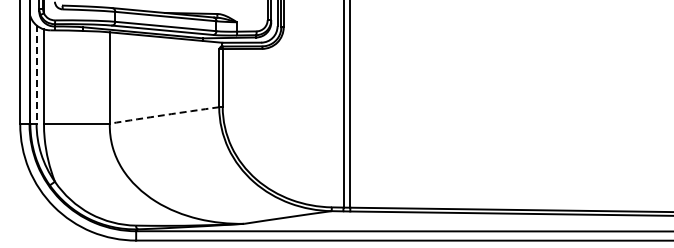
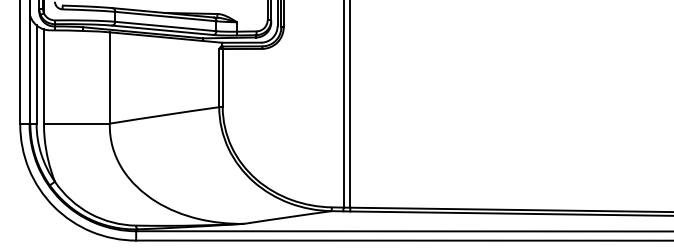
line: dashed -> solid (36, 75)
arc: dashed -> solid (164, 115)
